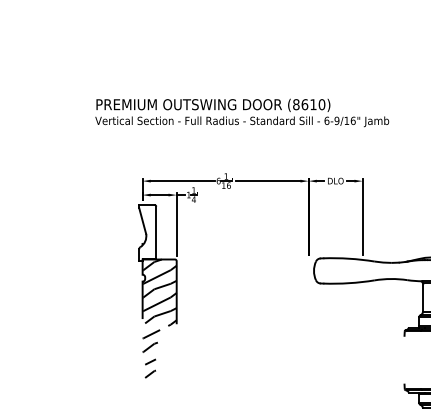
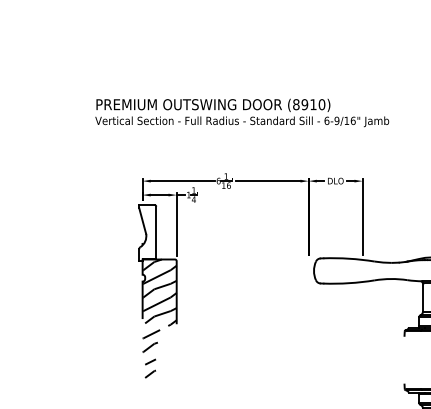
text: (8610) -> (8910) (304, 104)
